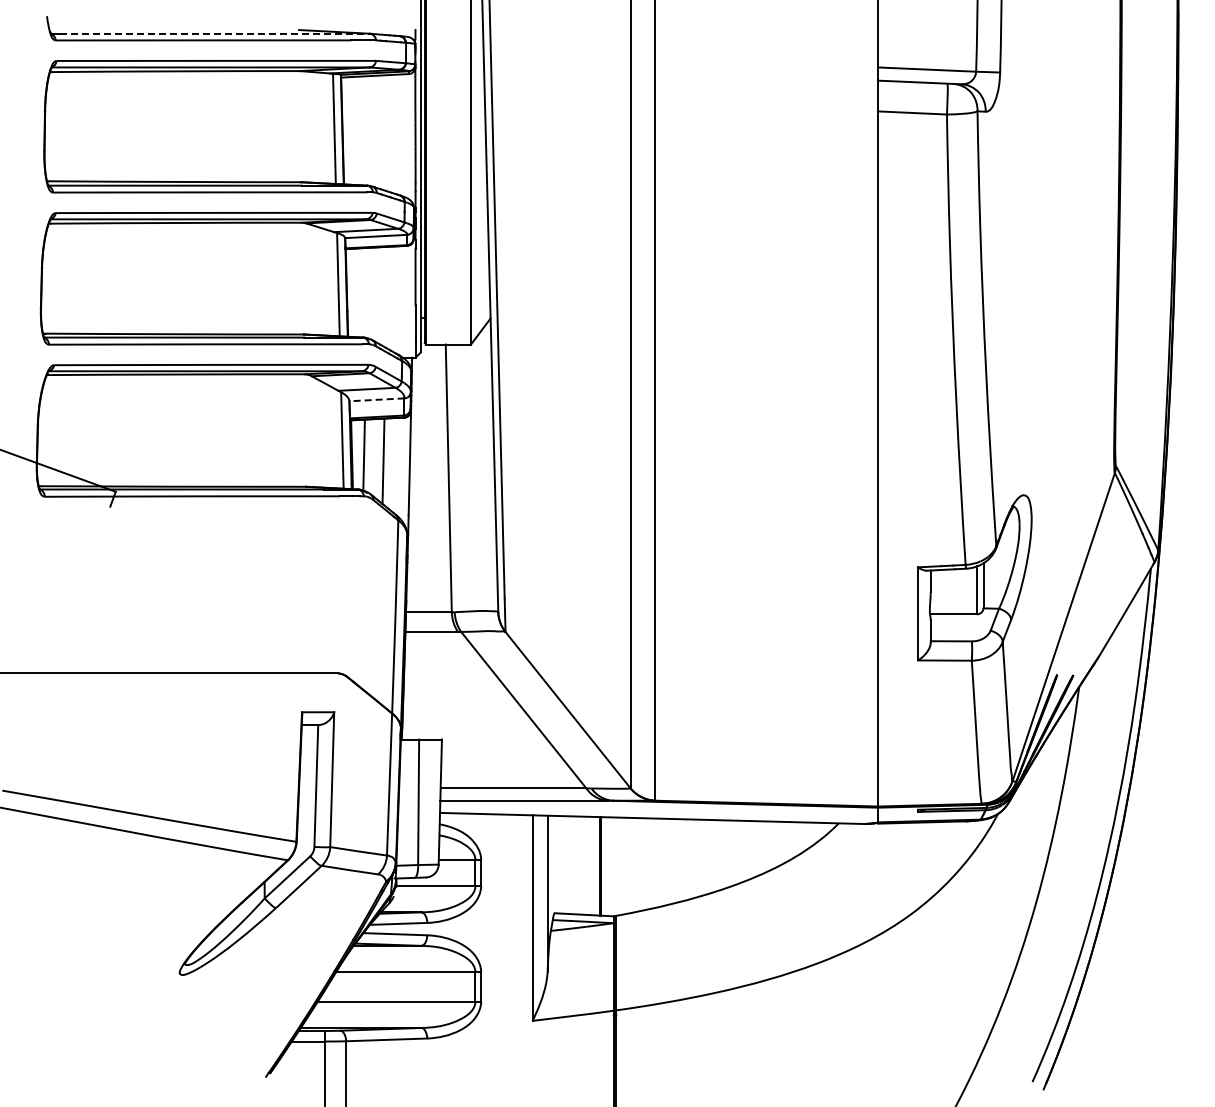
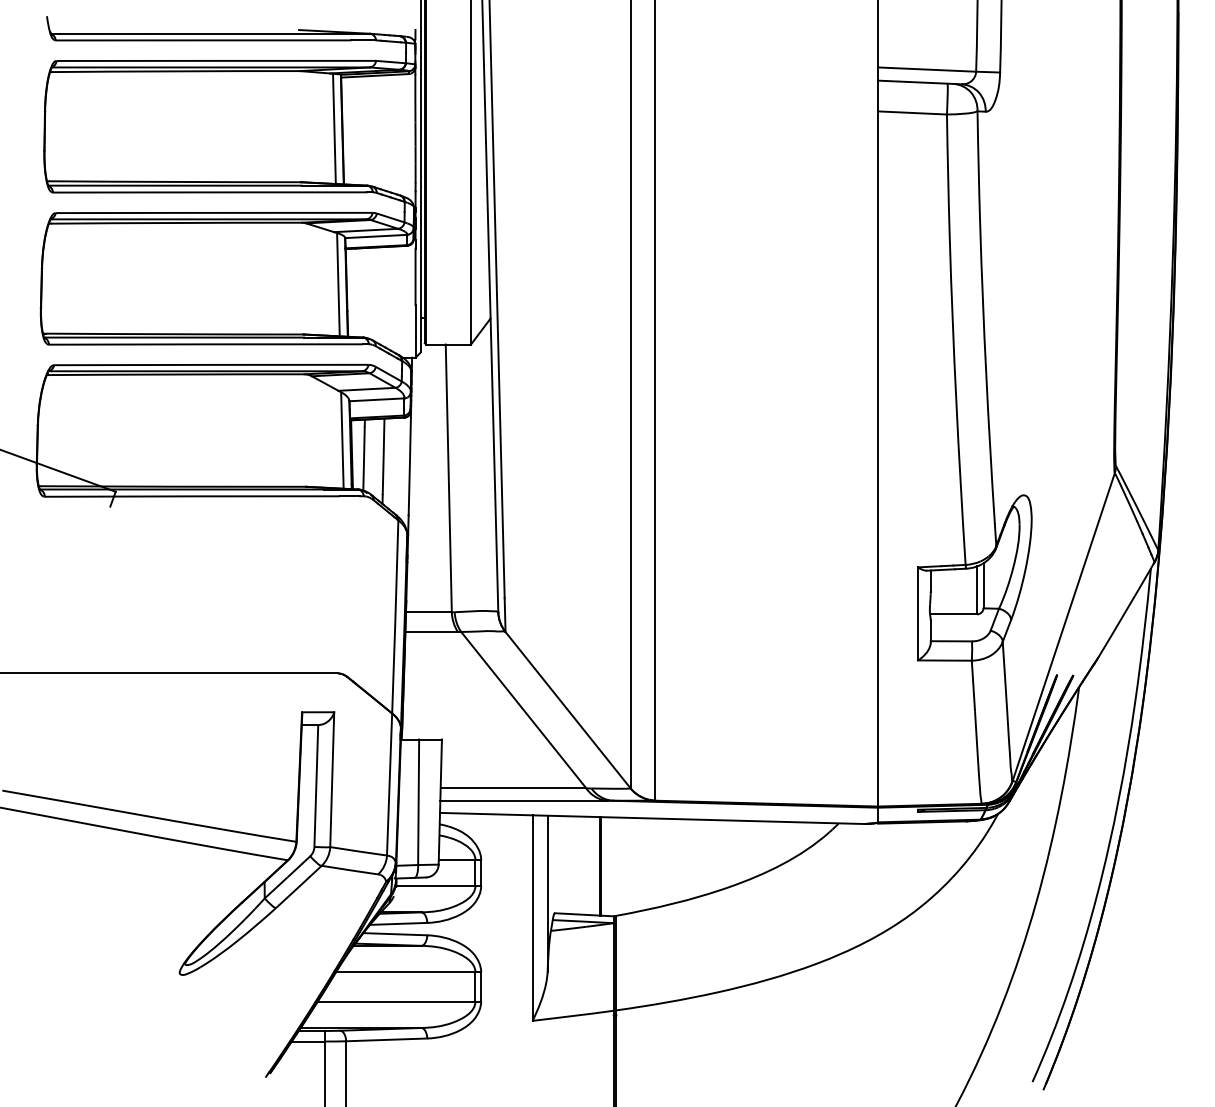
line: dashed -> solid (215, 33)
line: dashed -> solid (377, 399)
